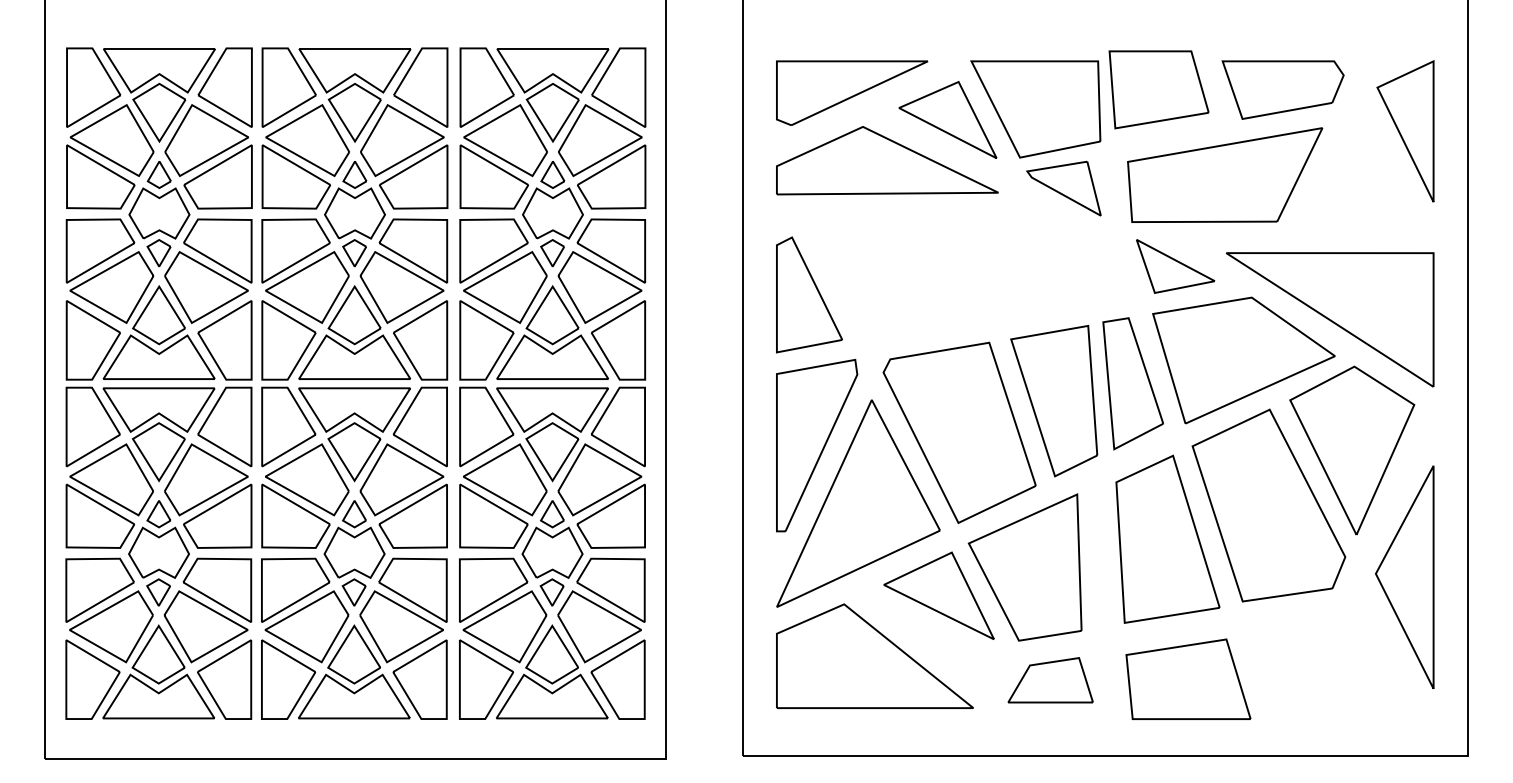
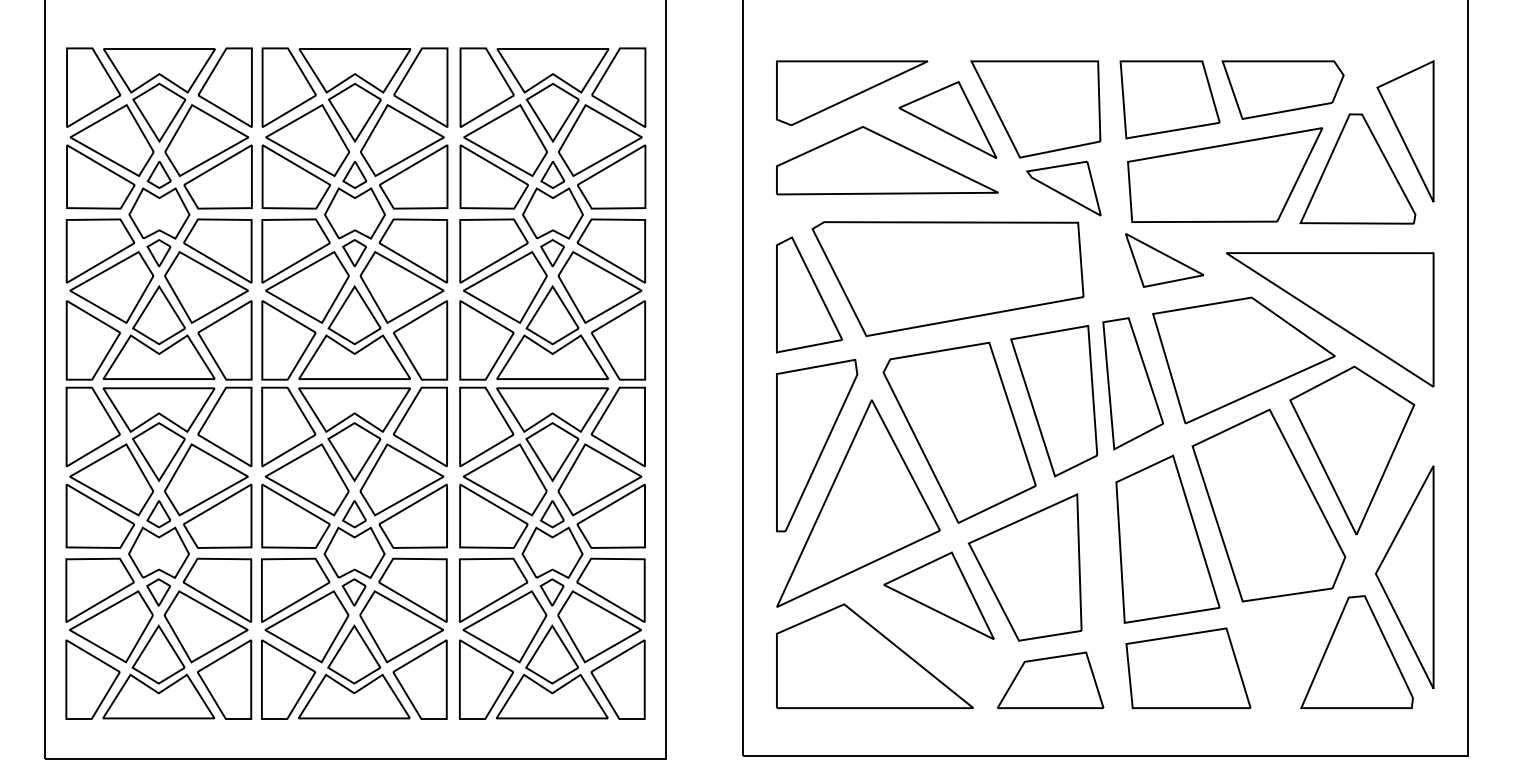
part position: (1158, 89) -> (1169, 99) (1169, 99)
part: none -> present (1357, 168)
part position: (1175, 266) -> (1164, 260) (1164, 260)
part: none -> present (947, 278)
part: none -> present (1356, 651)
part position: (1188, 678) -> (1188, 667) (1188, 667)
part size: 87x47 px -> 108x58 px (1050, 679)
